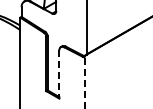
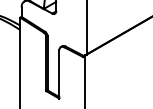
line: dashed -> solid (59, 75)
line: dashed -> solid (85, 81)
